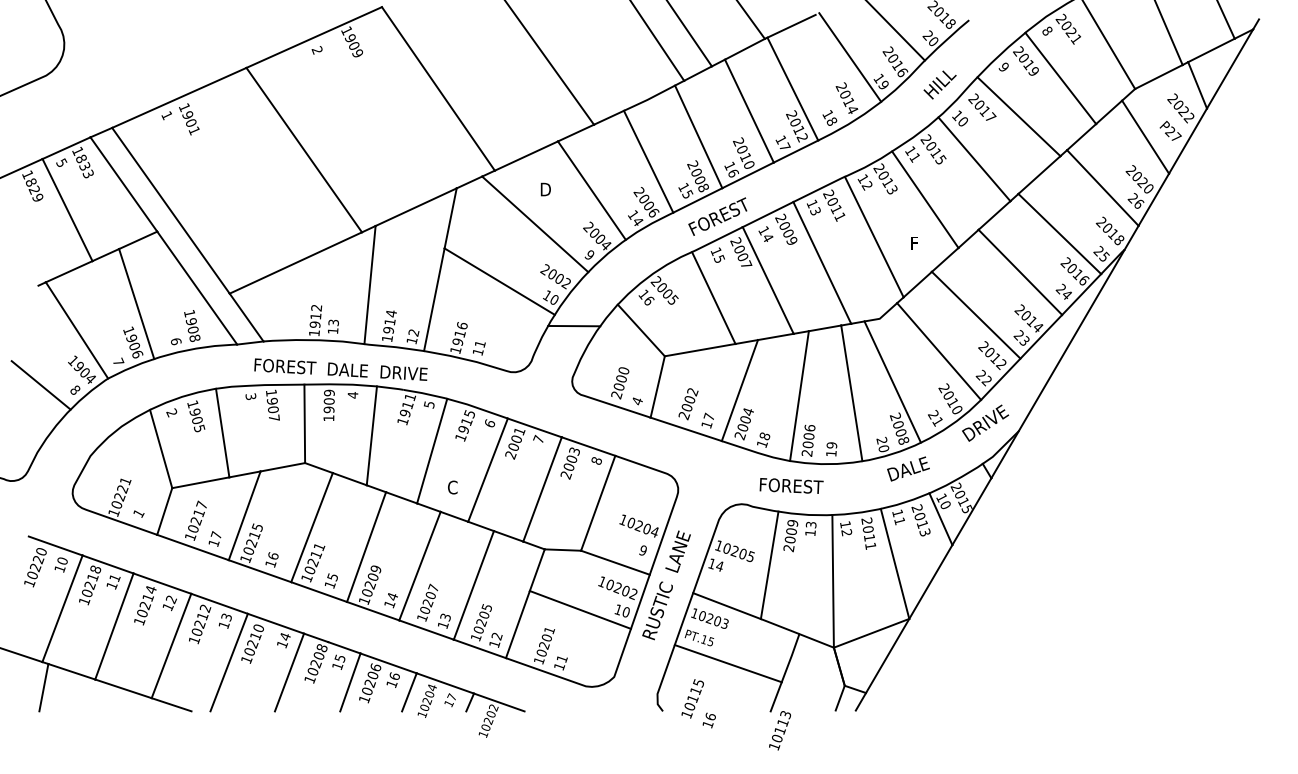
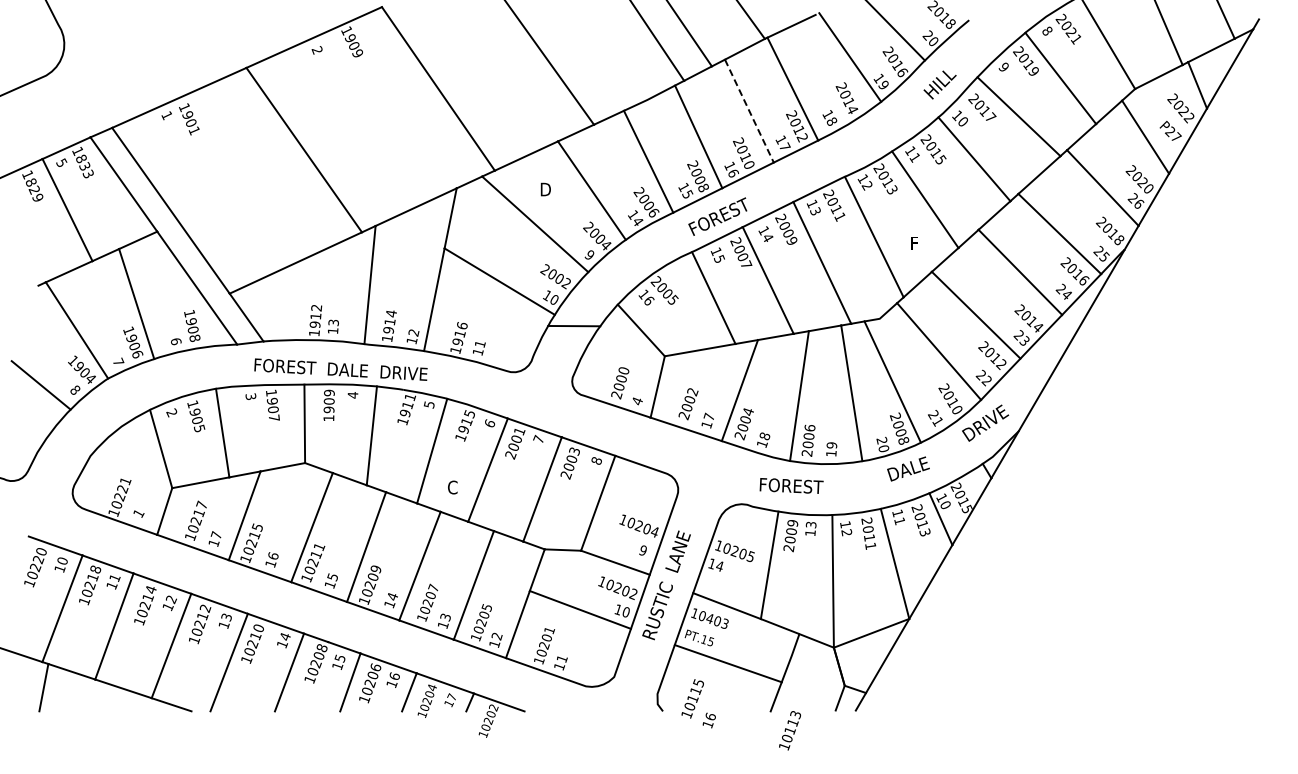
line: solid -> dashed (749, 111)
text: 10203 -> 10403 (709, 618)
text position: (779, 730) -> (789, 730) (789, 730)
